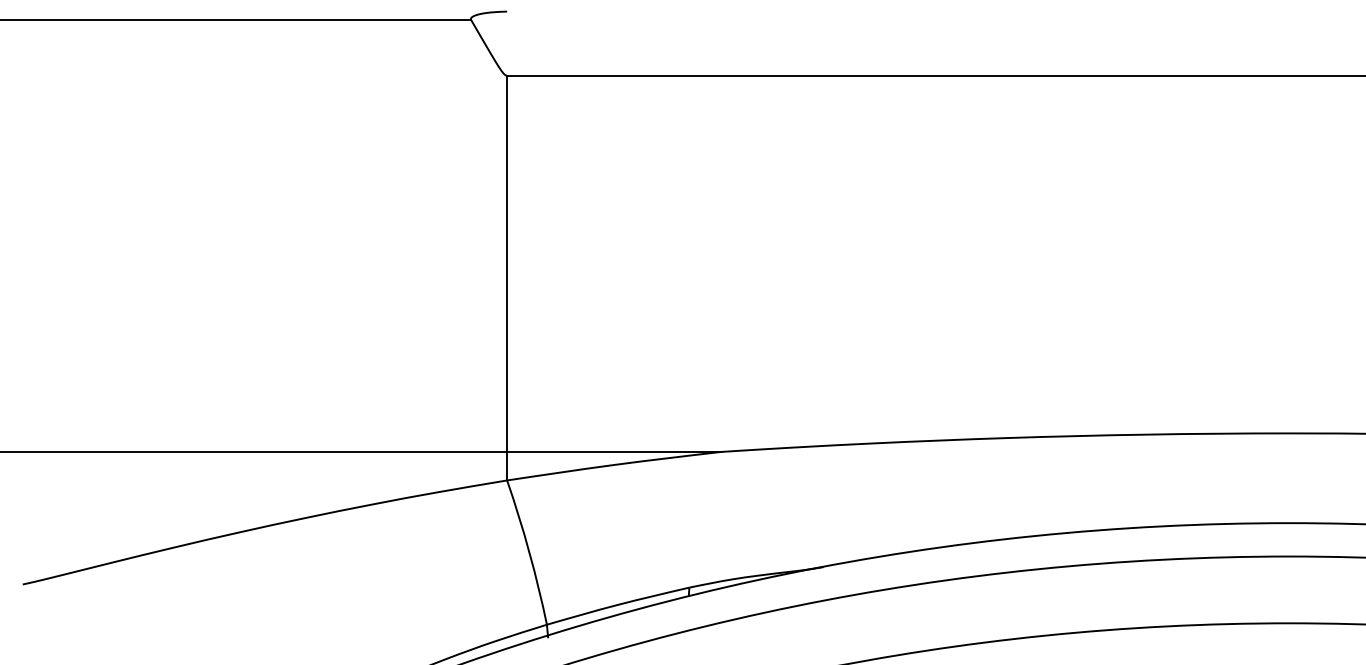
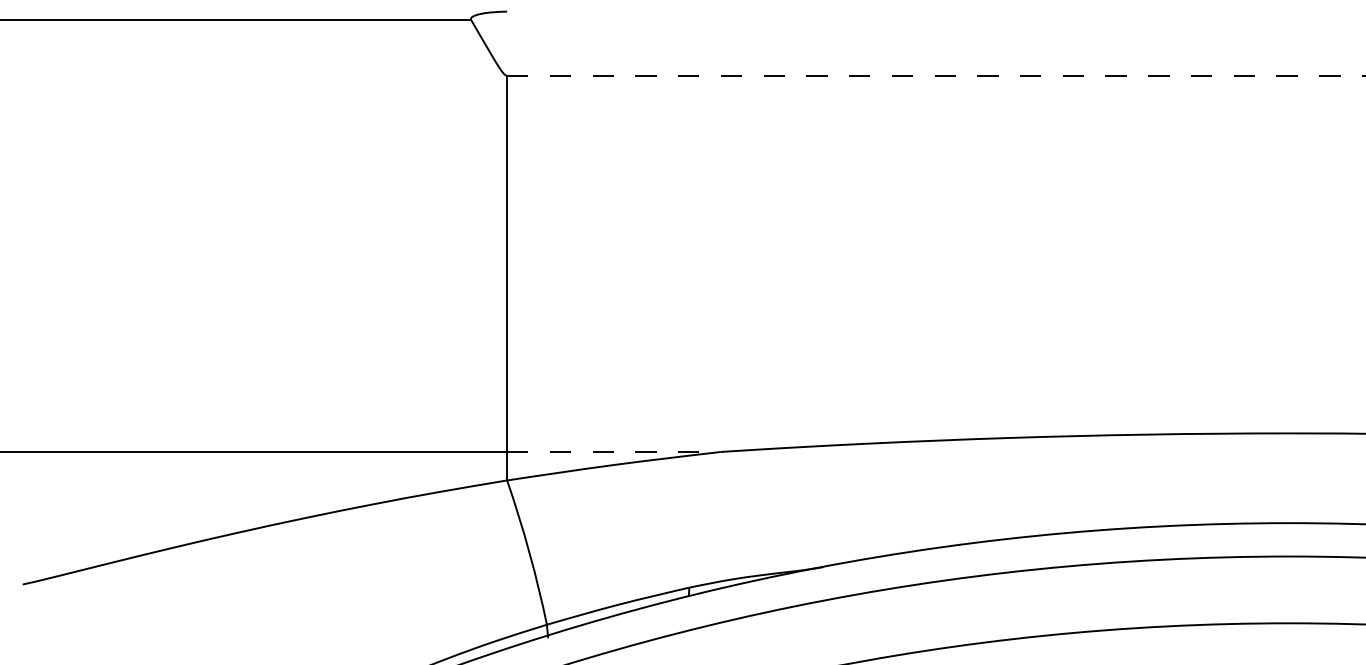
line: solid -> dashed (936, 75)
line: solid -> dashed (613, 451)
